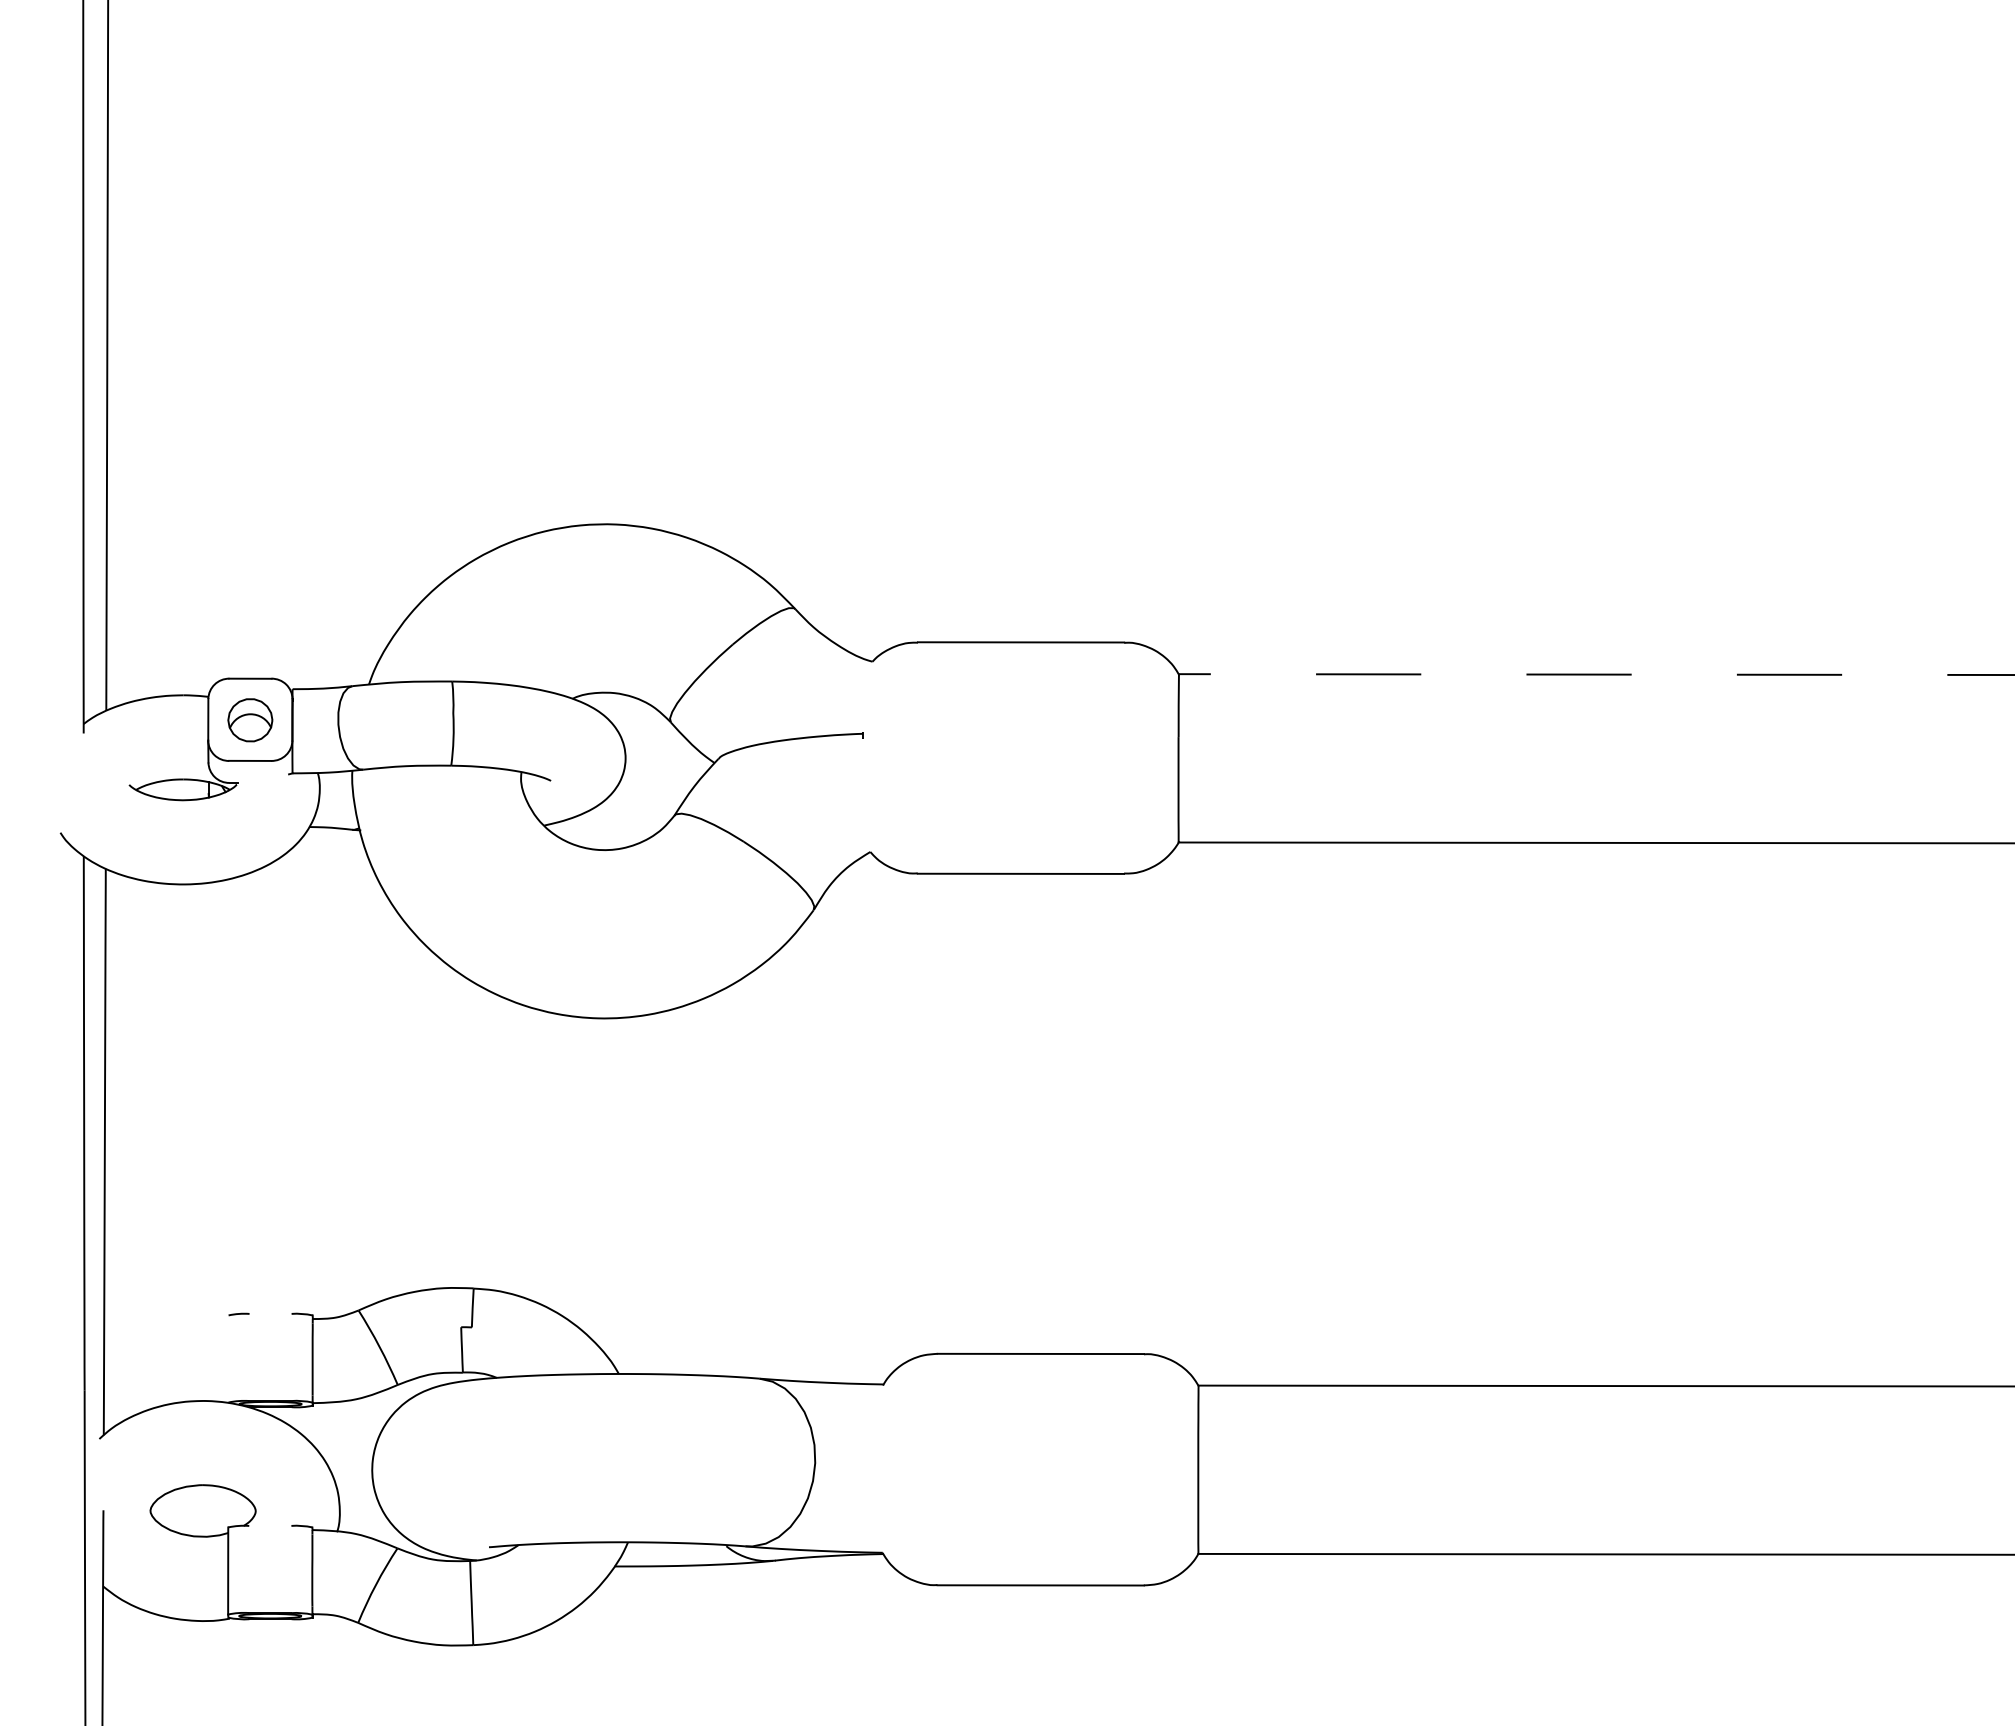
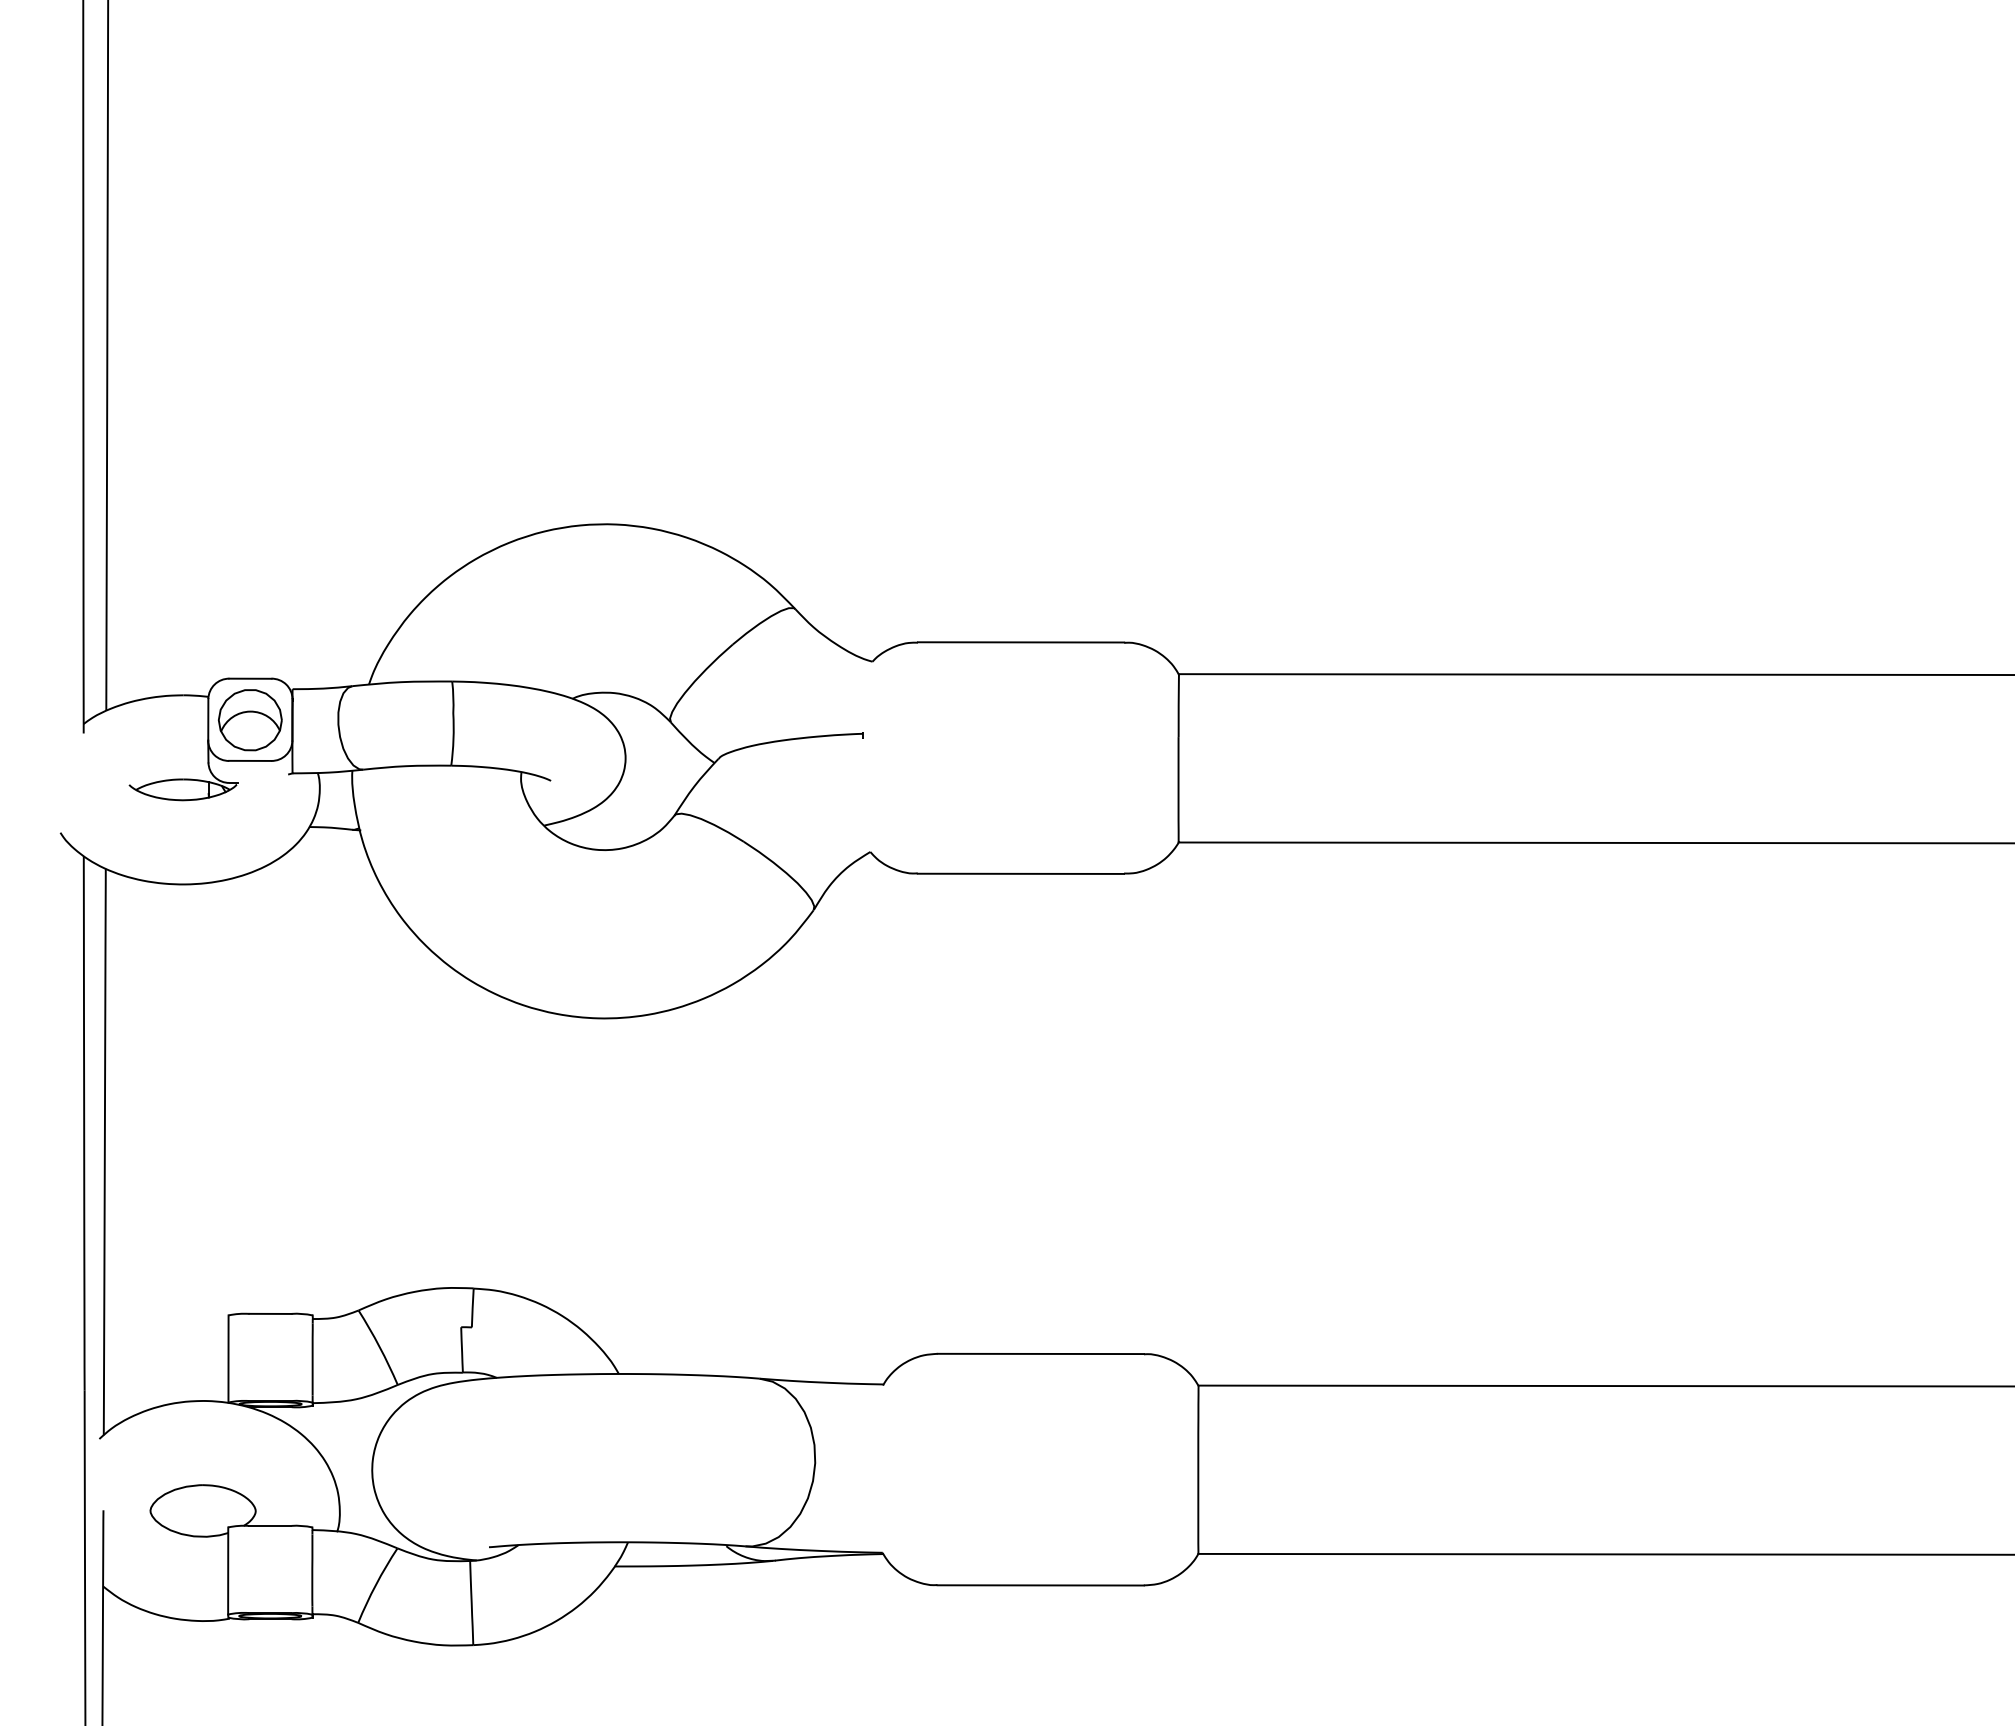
line: dashed -> solid (1596, 674)
part size: 47x45 px -> 65x63 px (250, 720)
line: none -> present (270, 1313)
line: none -> present (228, 1358)
line: none -> present (270, 1525)
